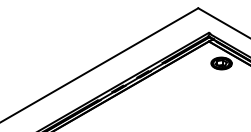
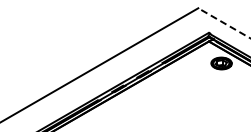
line: solid -> dashed (224, 23)
